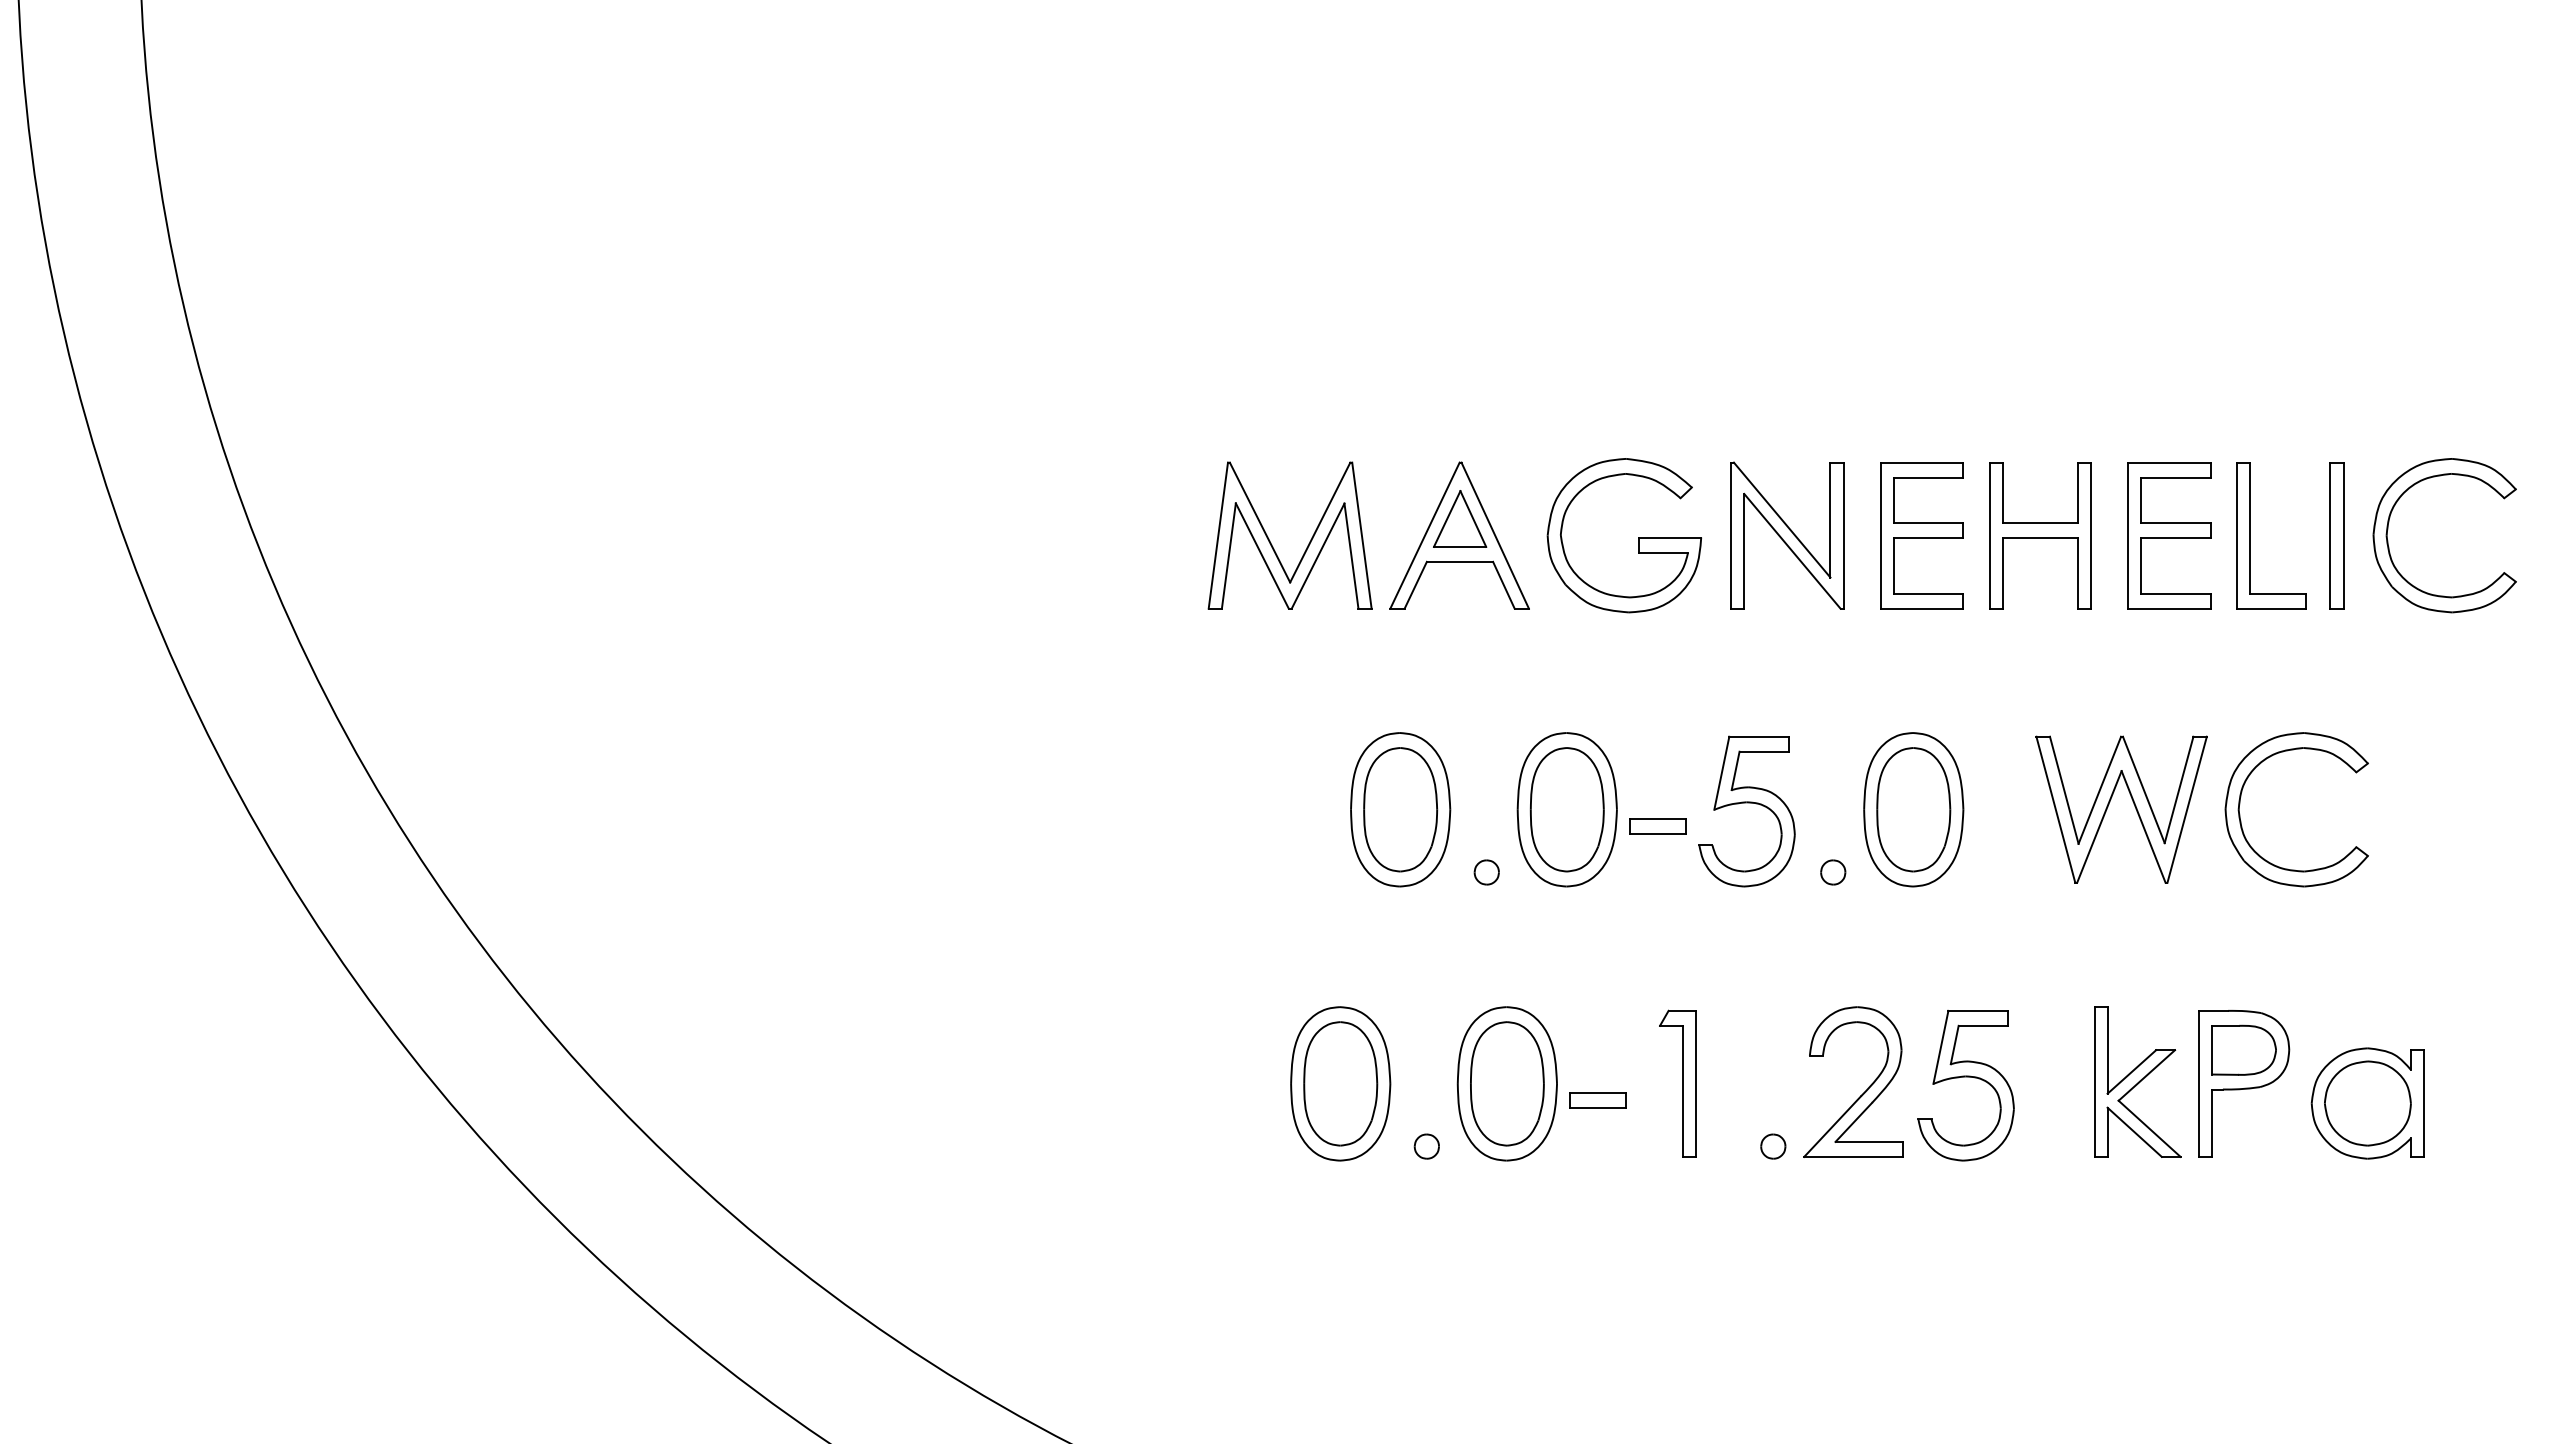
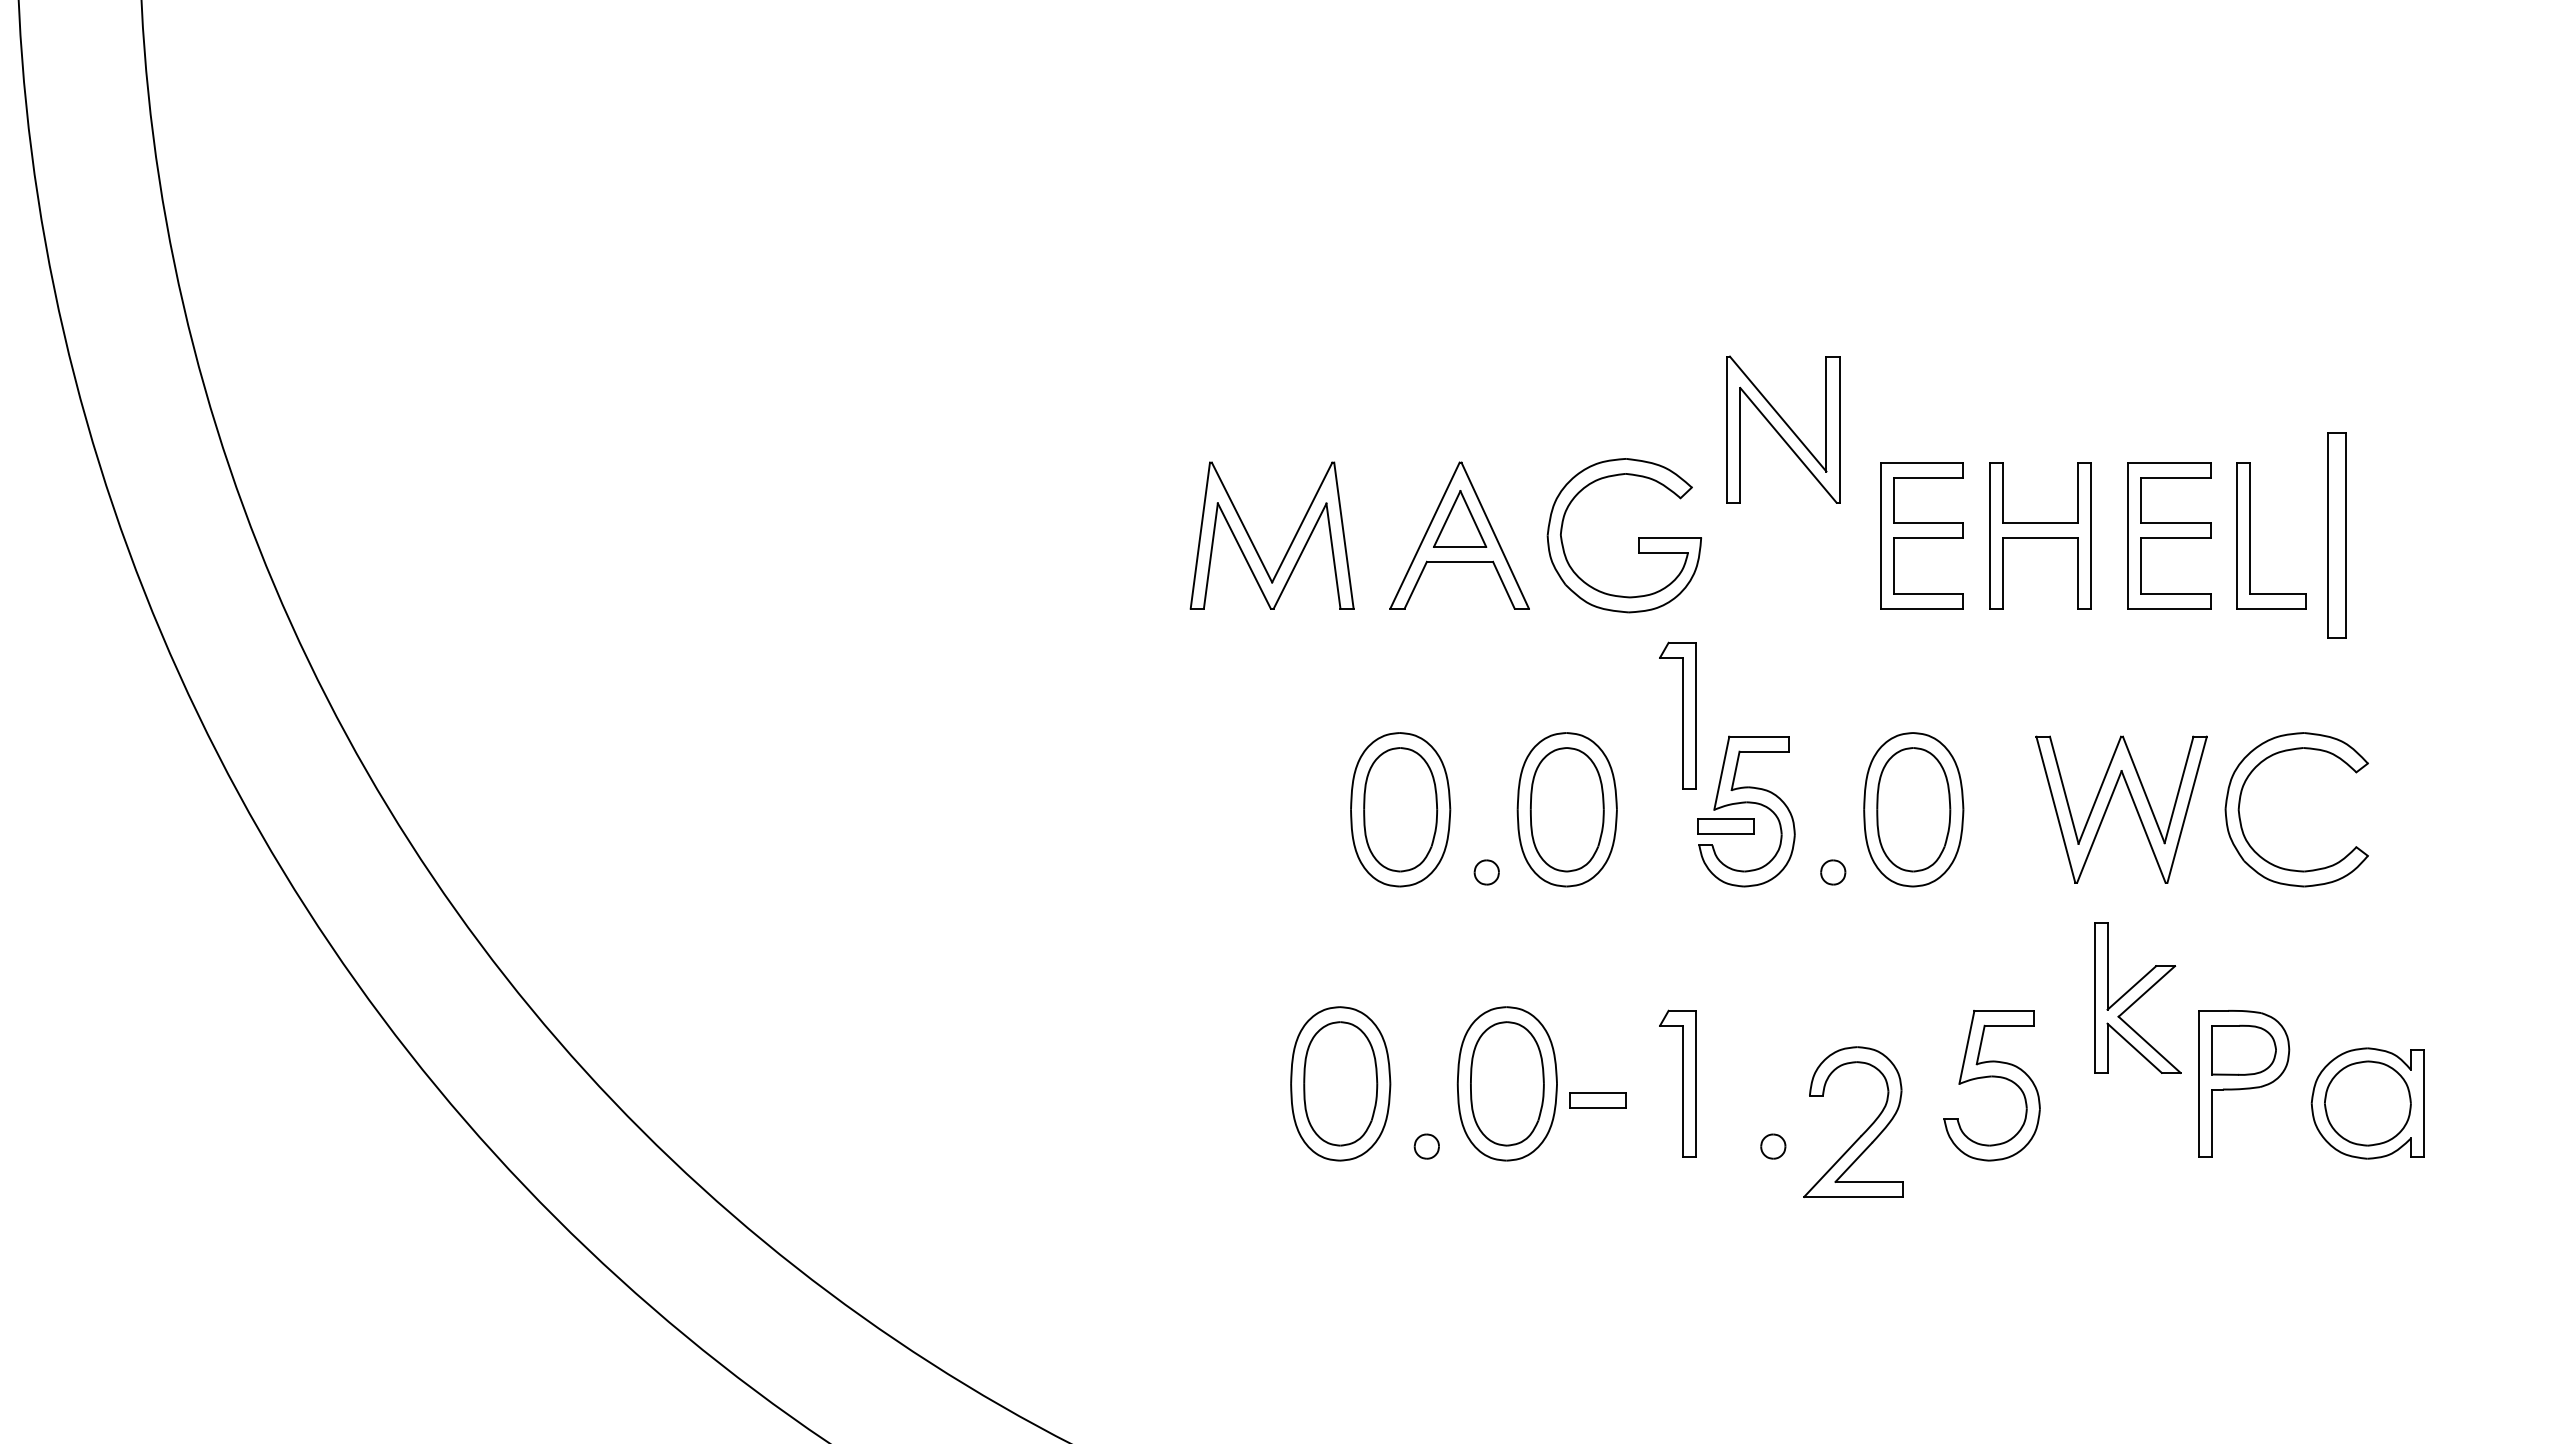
part position: (1787, 535) -> (1783, 429) (1783, 429)
part size: 16x148 px -> 20x207 px (2336, 535)
part: present -> none (2388, 540)
part position: (1272, 544) -> (1254, 544) (1254, 544)
part: none -> present (1677, 715)
part position: (1657, 826) -> (1725, 826) (1725, 826)
part position: (1965, 1077) -> (1991, 1077) (1991, 1077)
part position: (2137, 1081) -> (2137, 997) (2137, 997)
part position: (1864, 1091) -> (1864, 1131) (1864, 1131)
